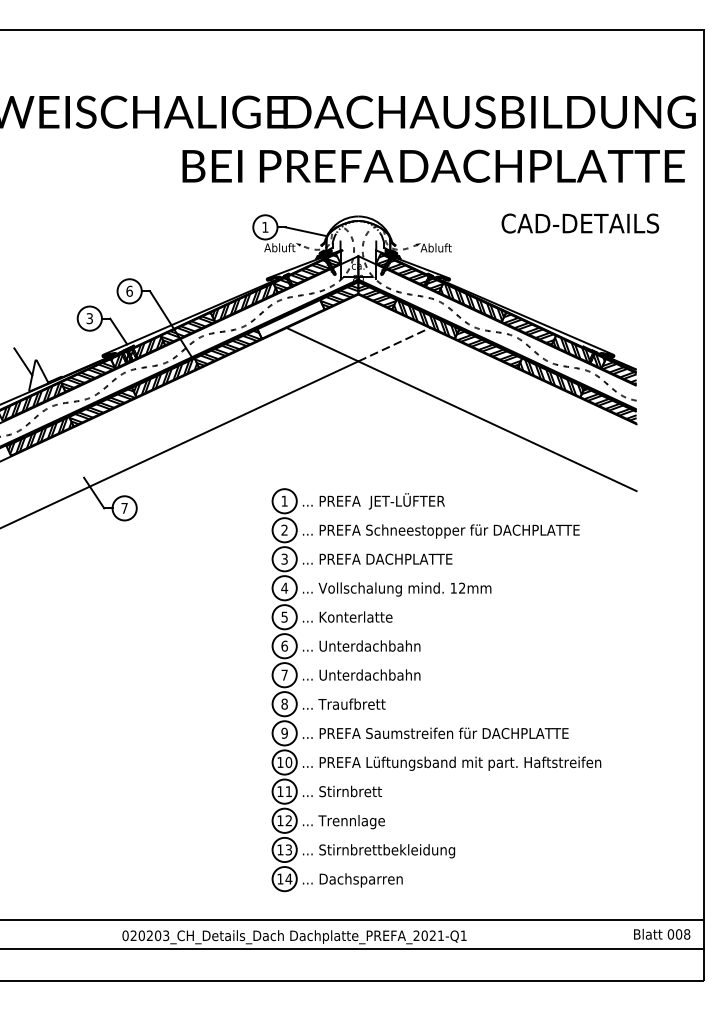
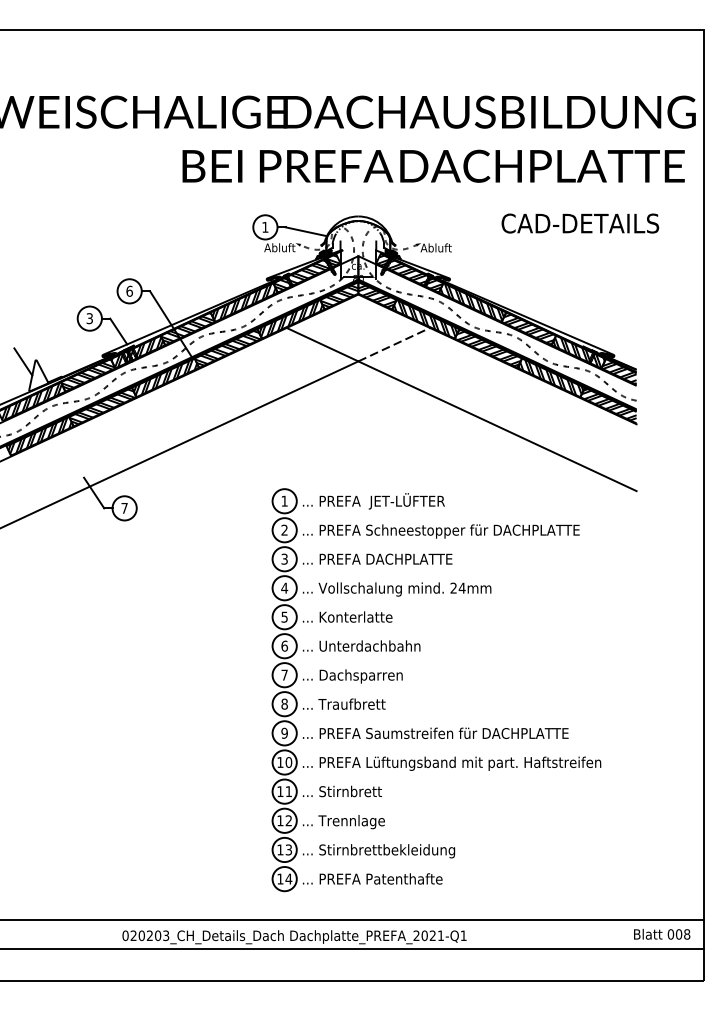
hatch: none -> present (291, 318)
text: 12mm -> 24mm (457, 587)
text: ... Unterdachbahn -> ... Dachsparren (369, 676)
text: ... Dachsparren -> ... PREFA Patenthafte (381, 880)
